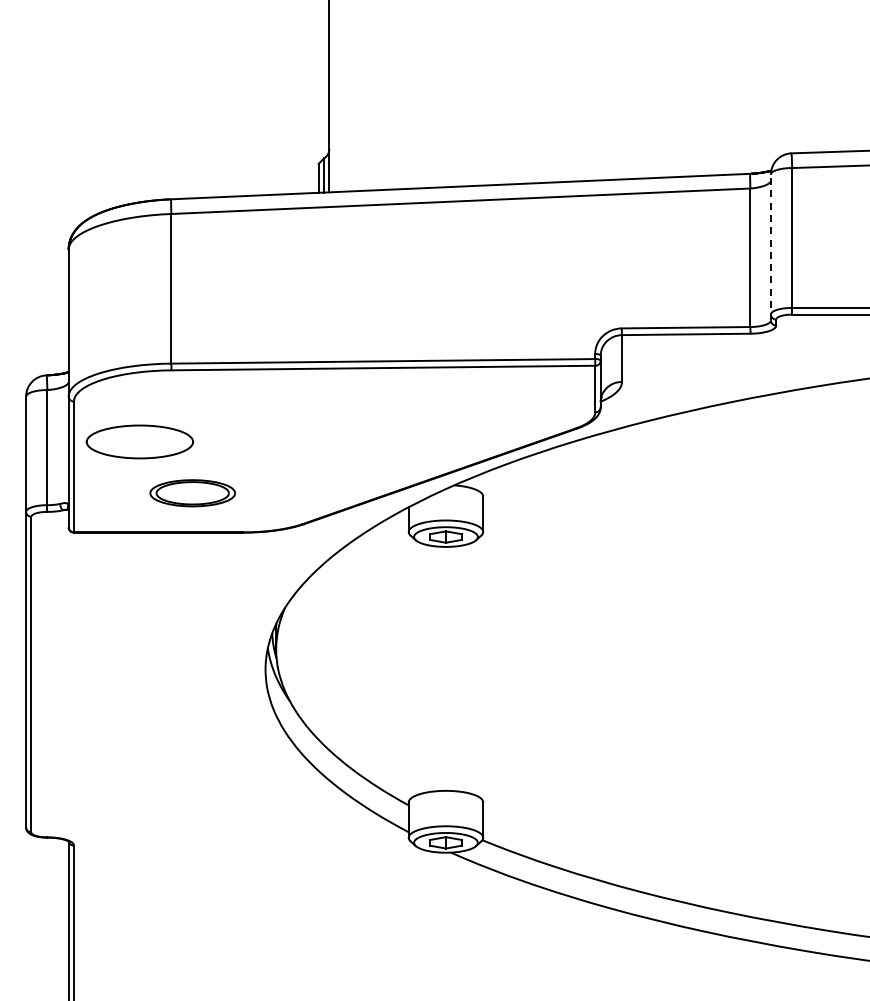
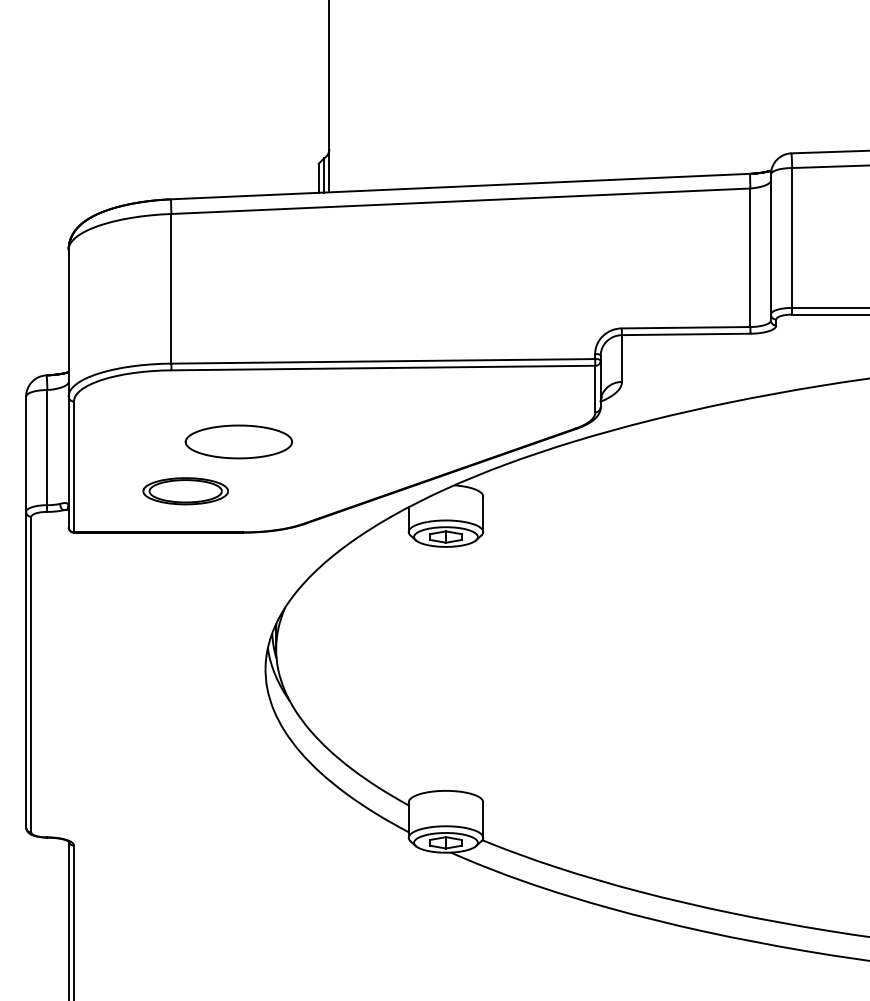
line: dashed -> solid (770, 247)
part position: (139, 441) -> (238, 441) (238, 441)
part position: (192, 493) -> (185, 491) (185, 491)
